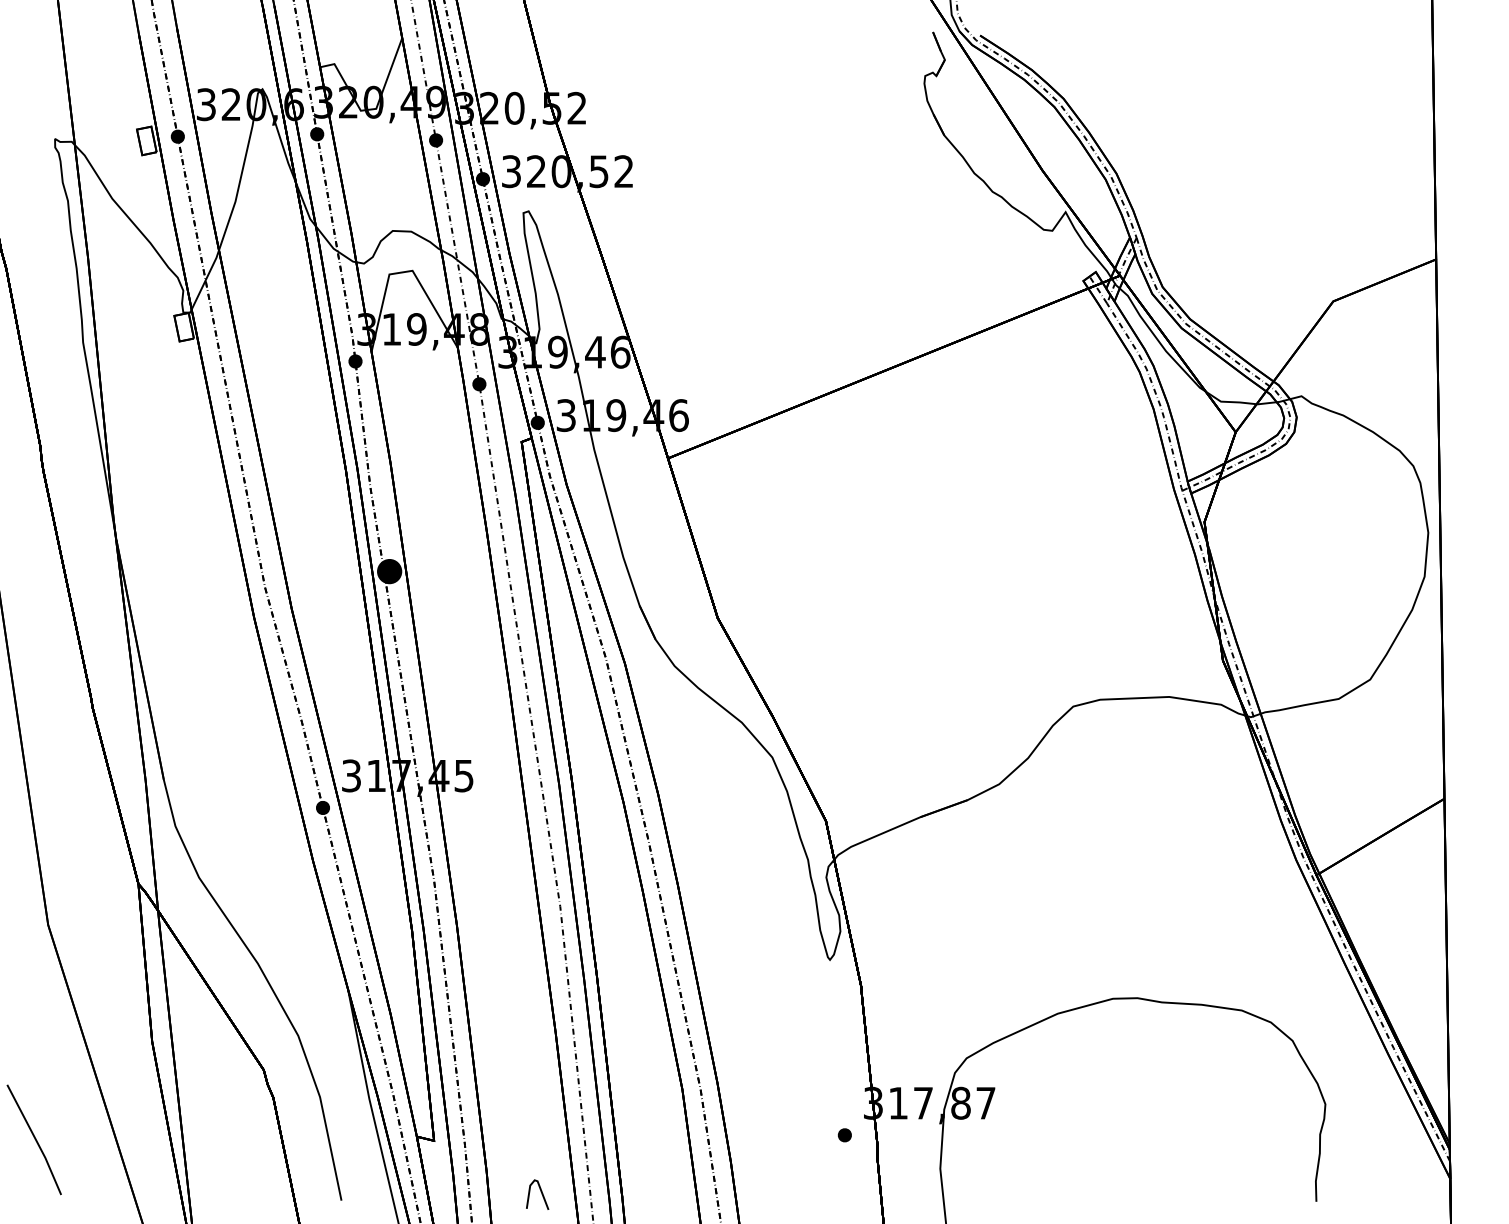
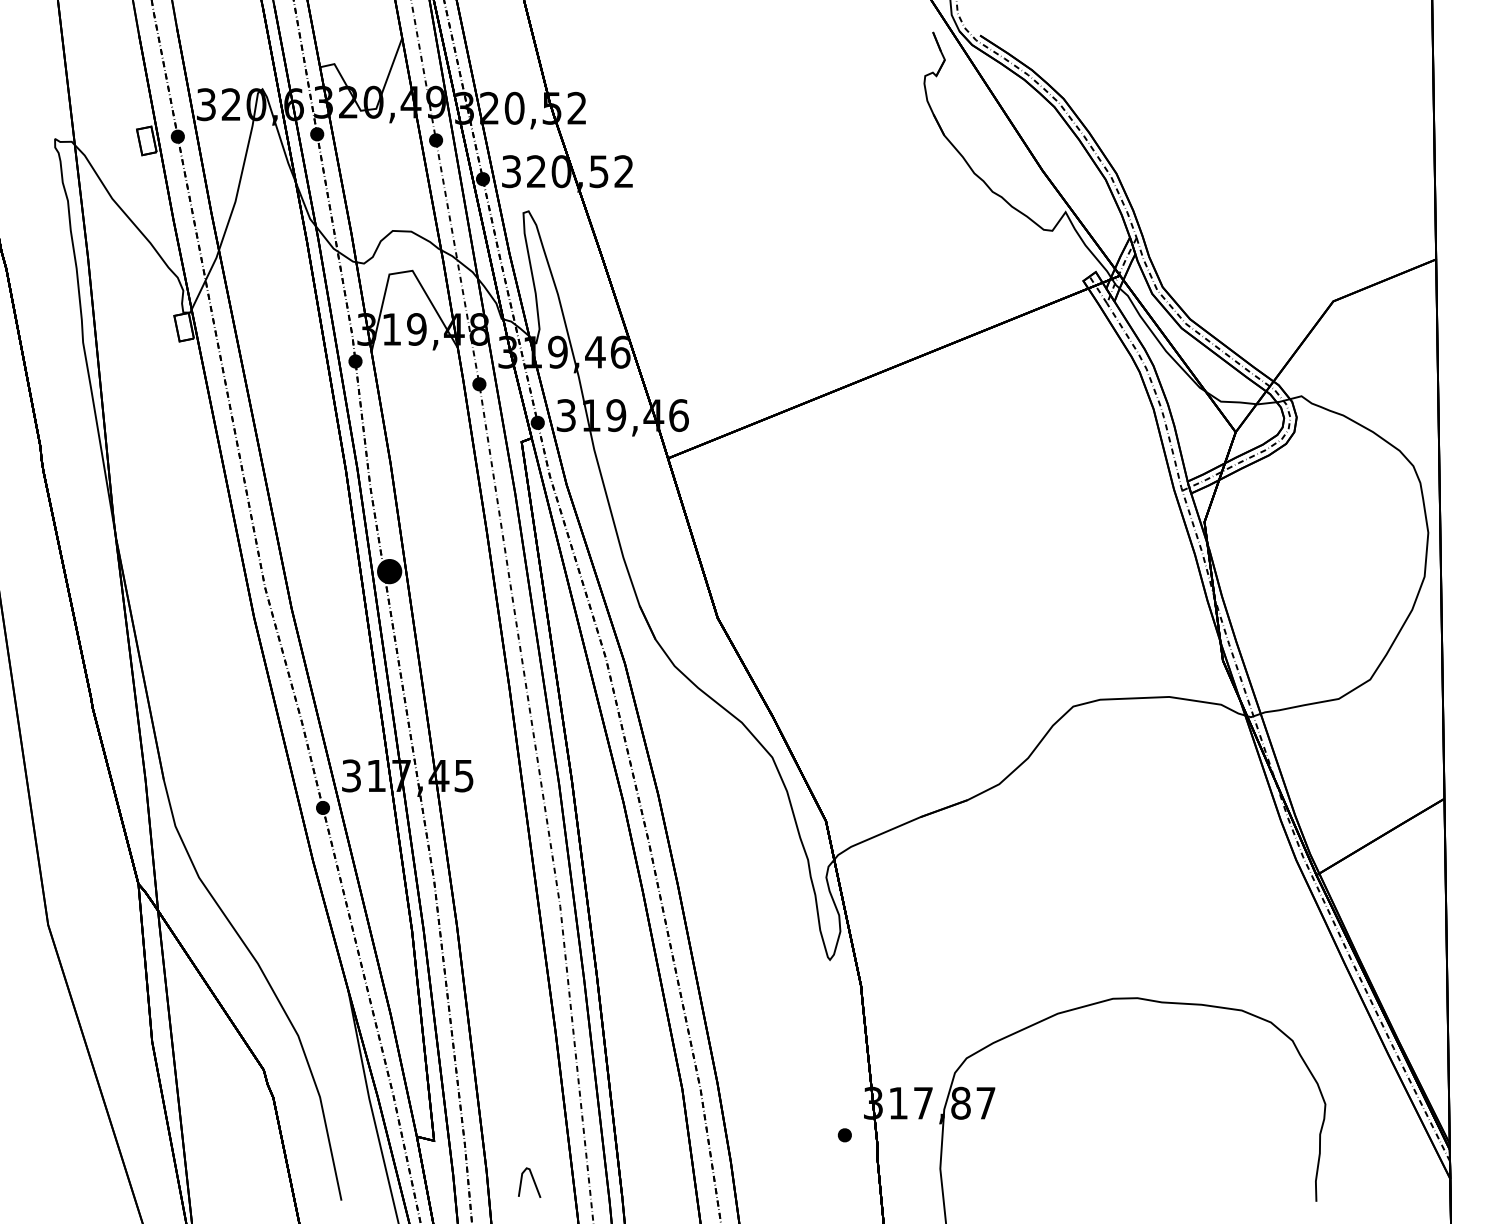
line: present -> none (34, 1139)
line position: (541, 1194) -> (533, 1182) (533, 1182)
